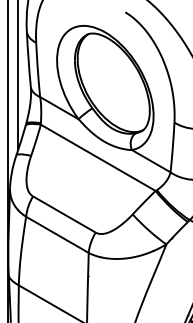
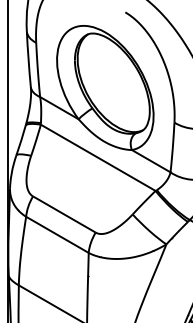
line: present -> none (18, 75)
